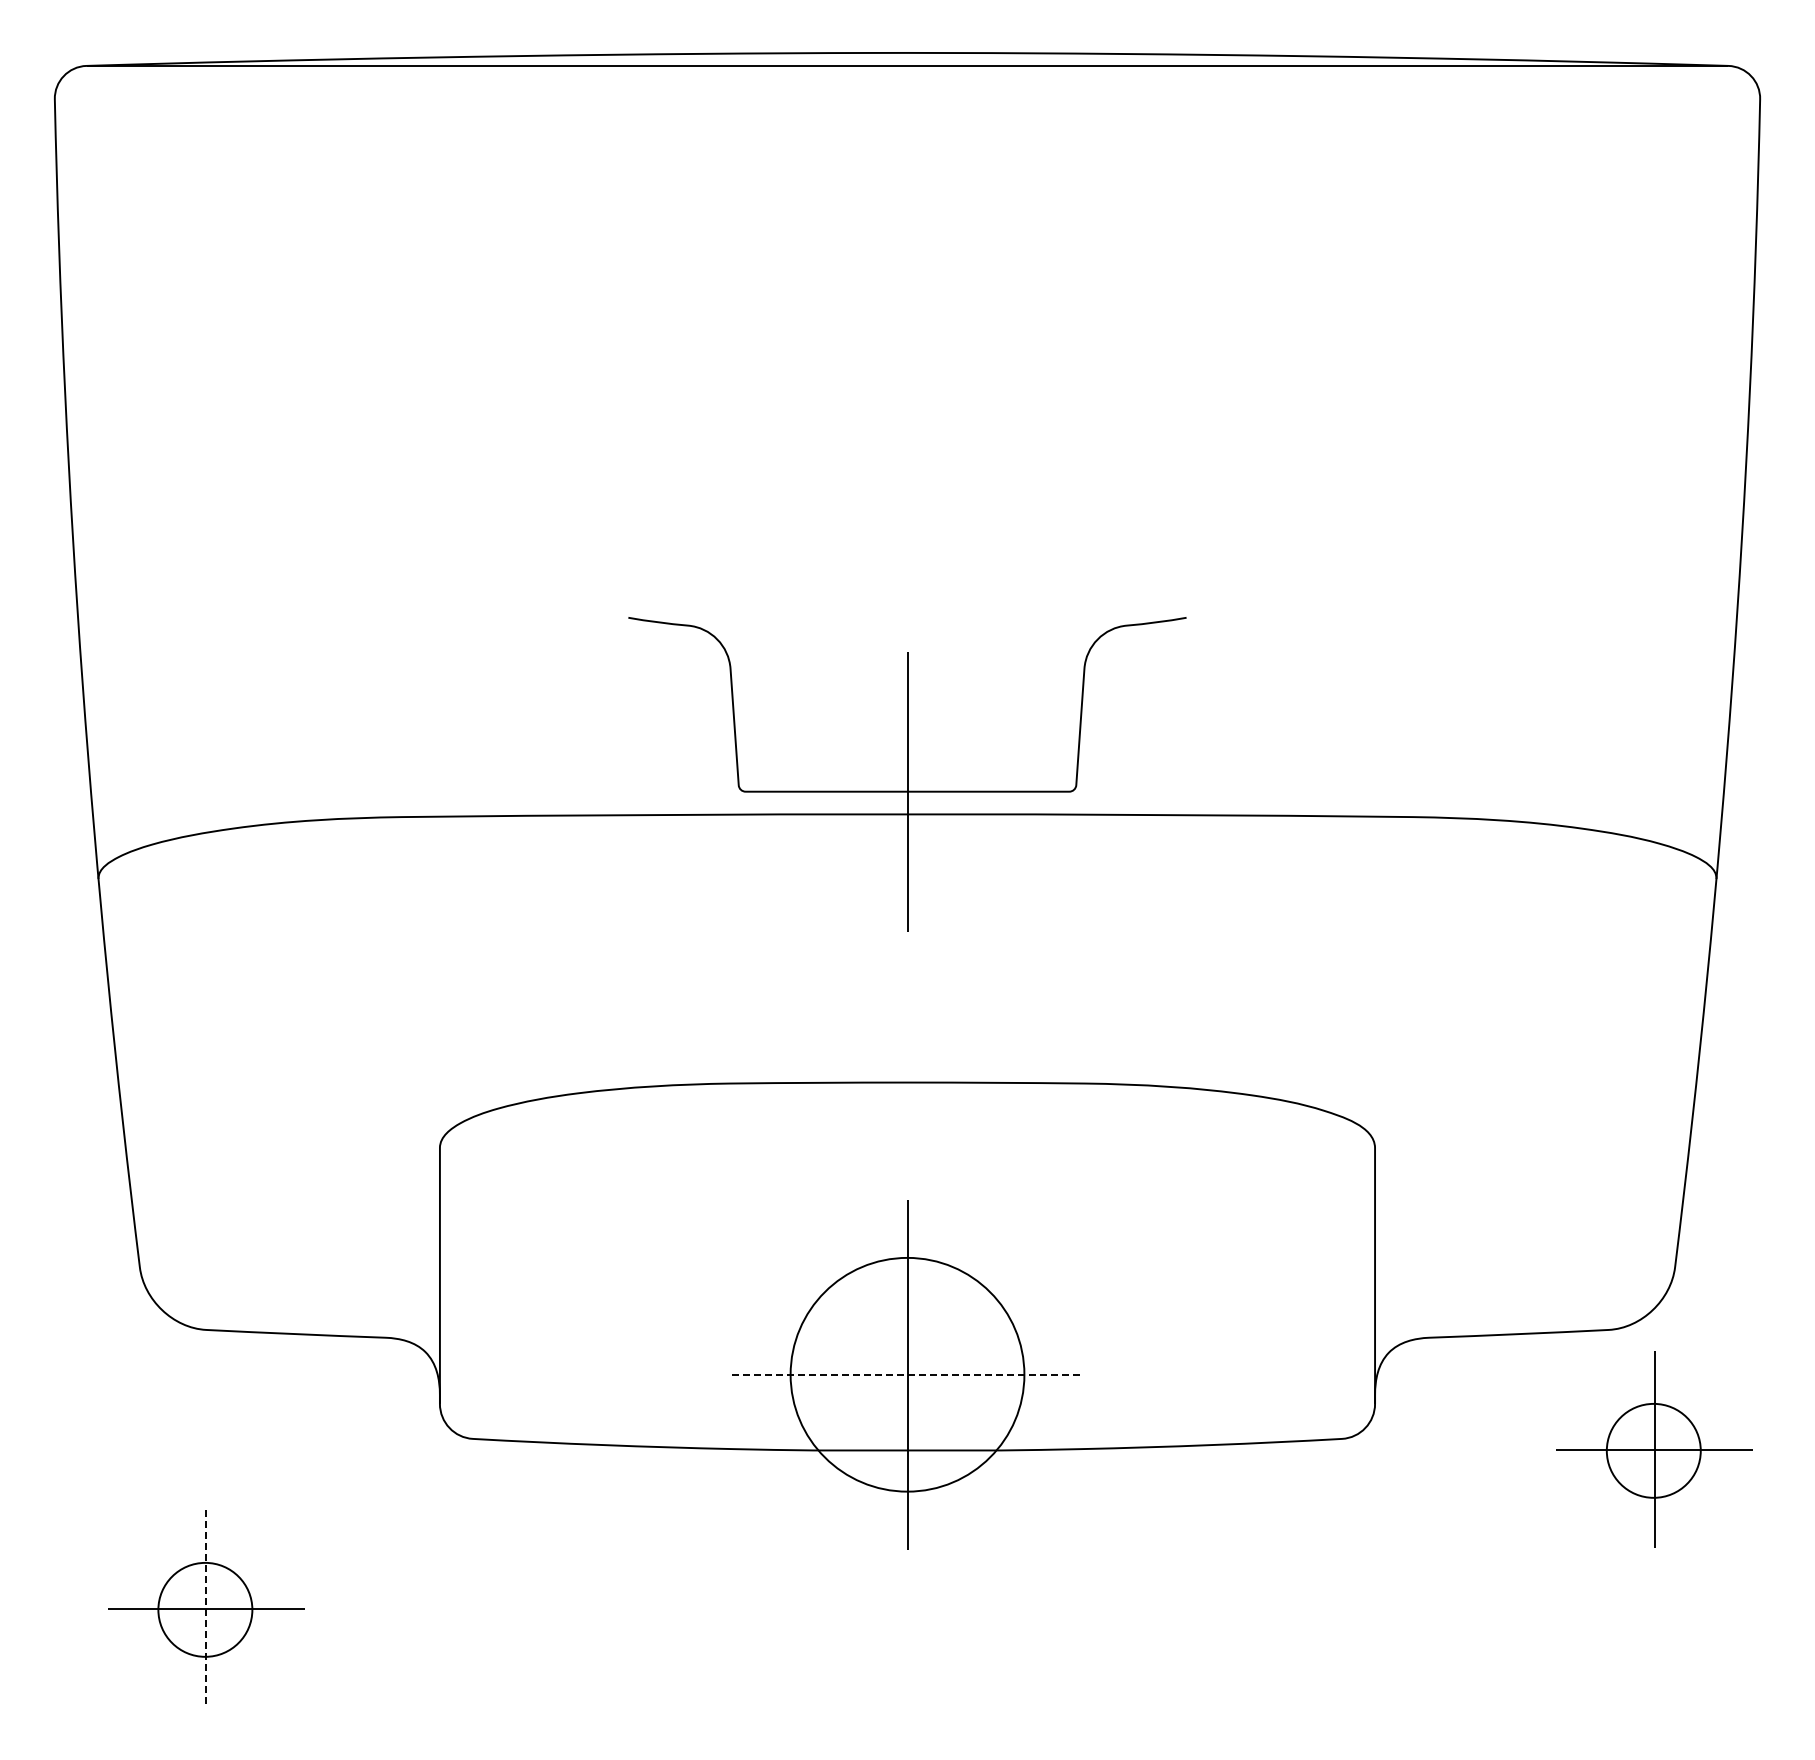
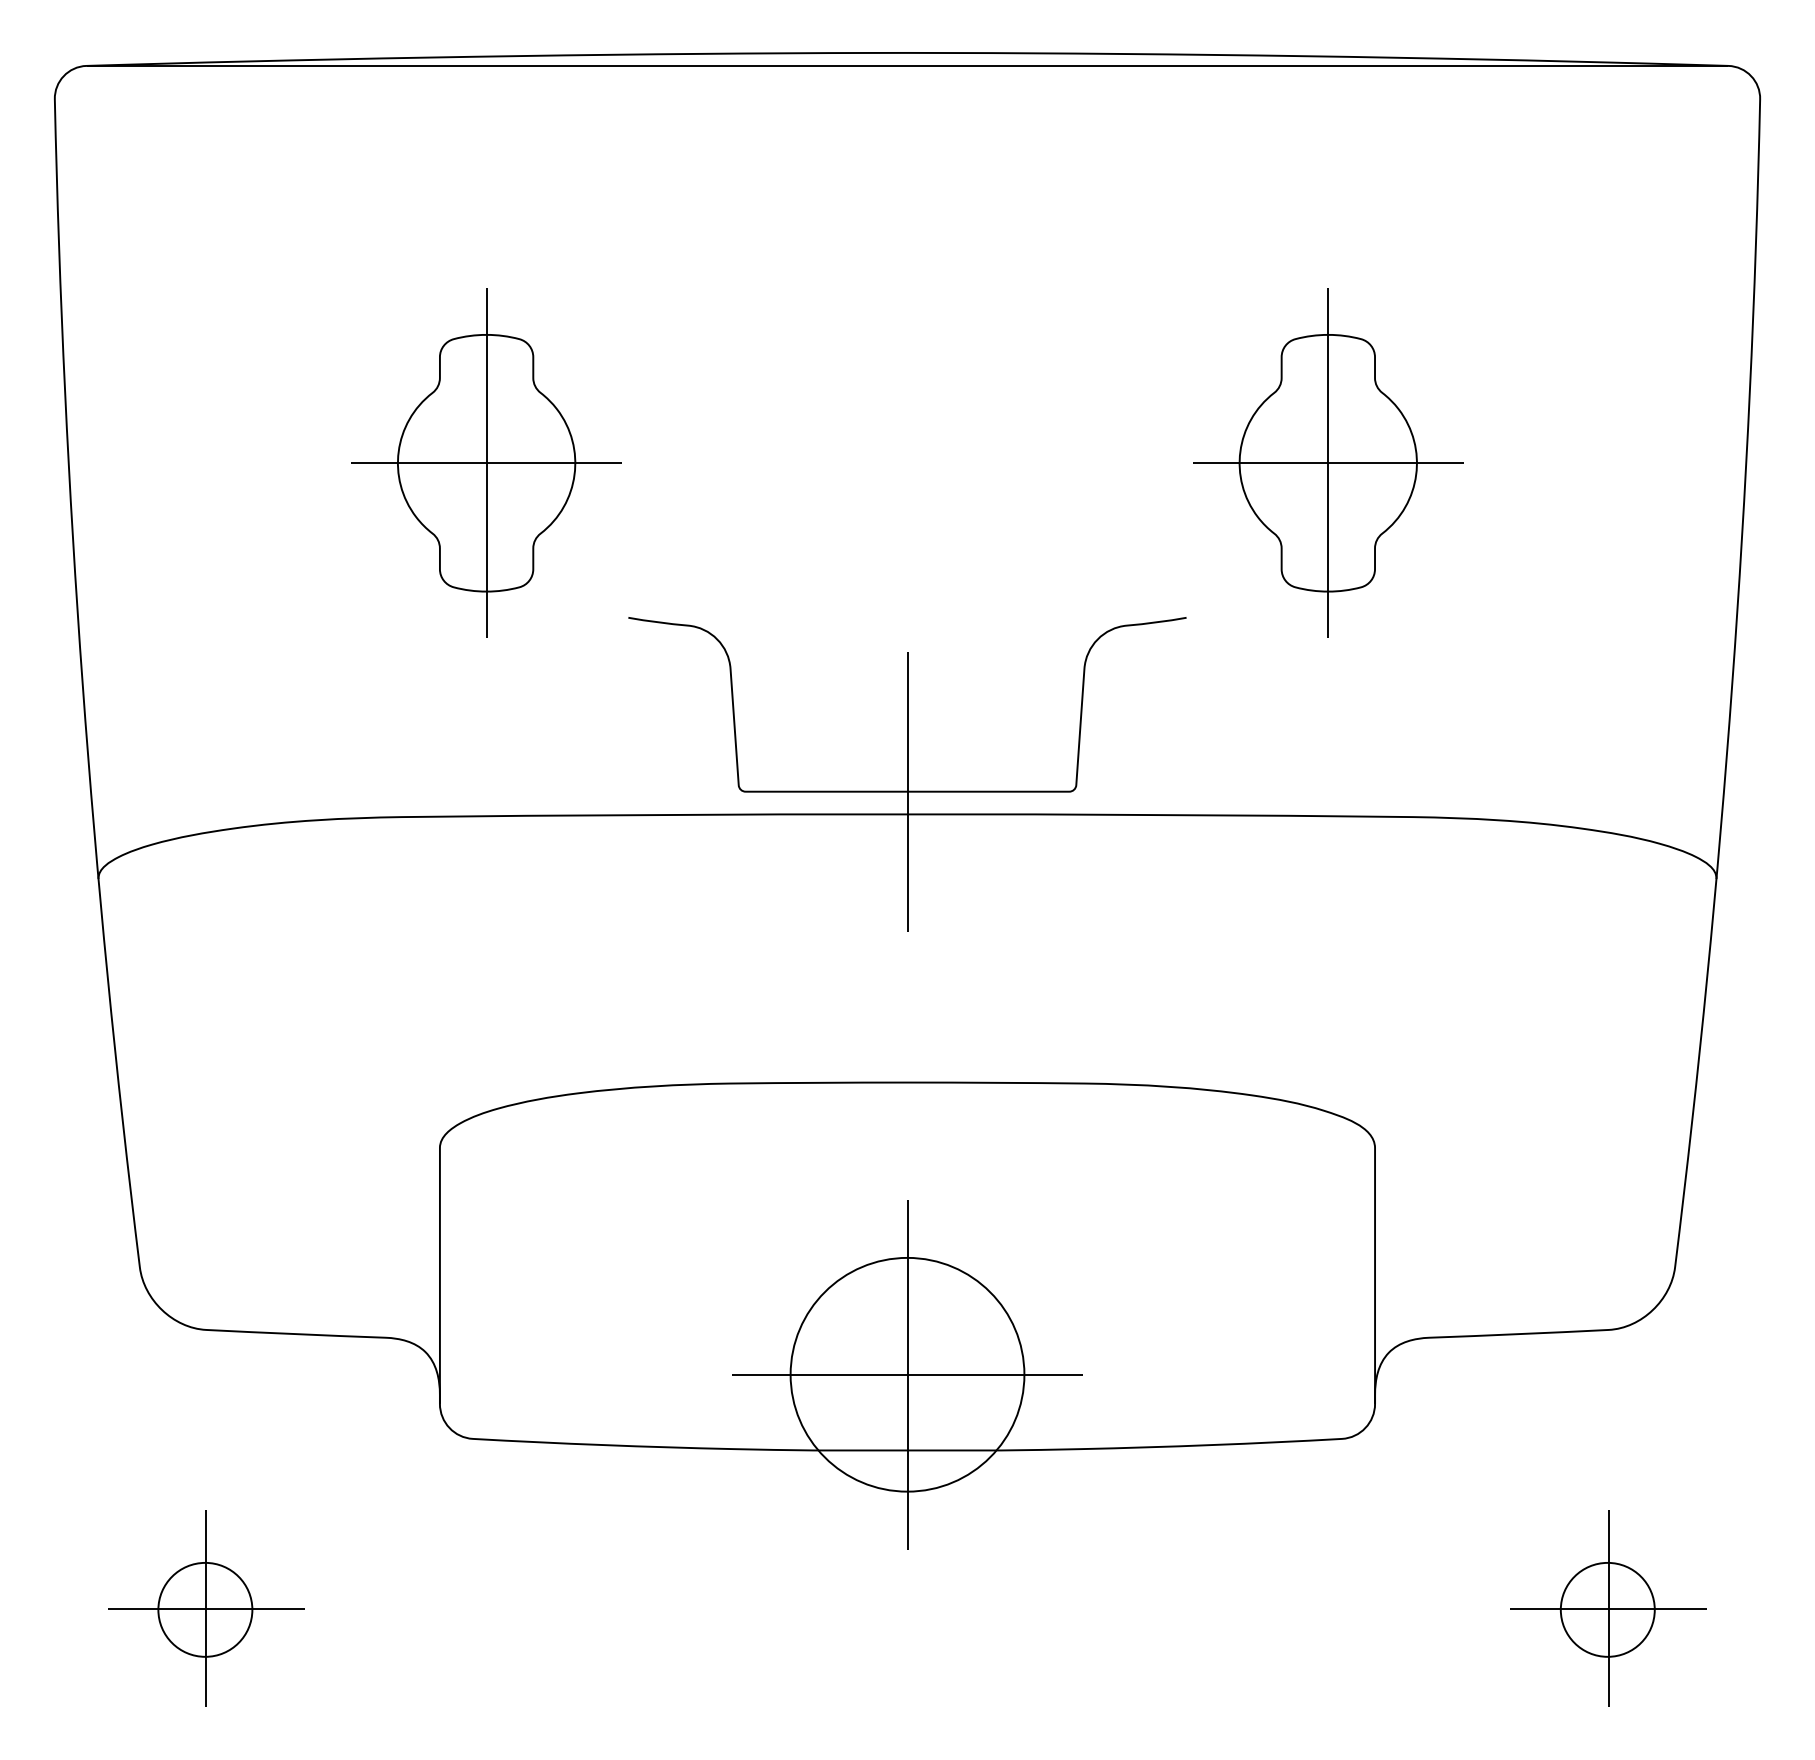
part: none -> present (486, 462)
part: none -> present (1328, 462)
line: dashed -> solid (908, 1374)
part position: (1654, 1449) -> (1608, 1608) (1608, 1608)
line: dashed -> solid (206, 1608)
